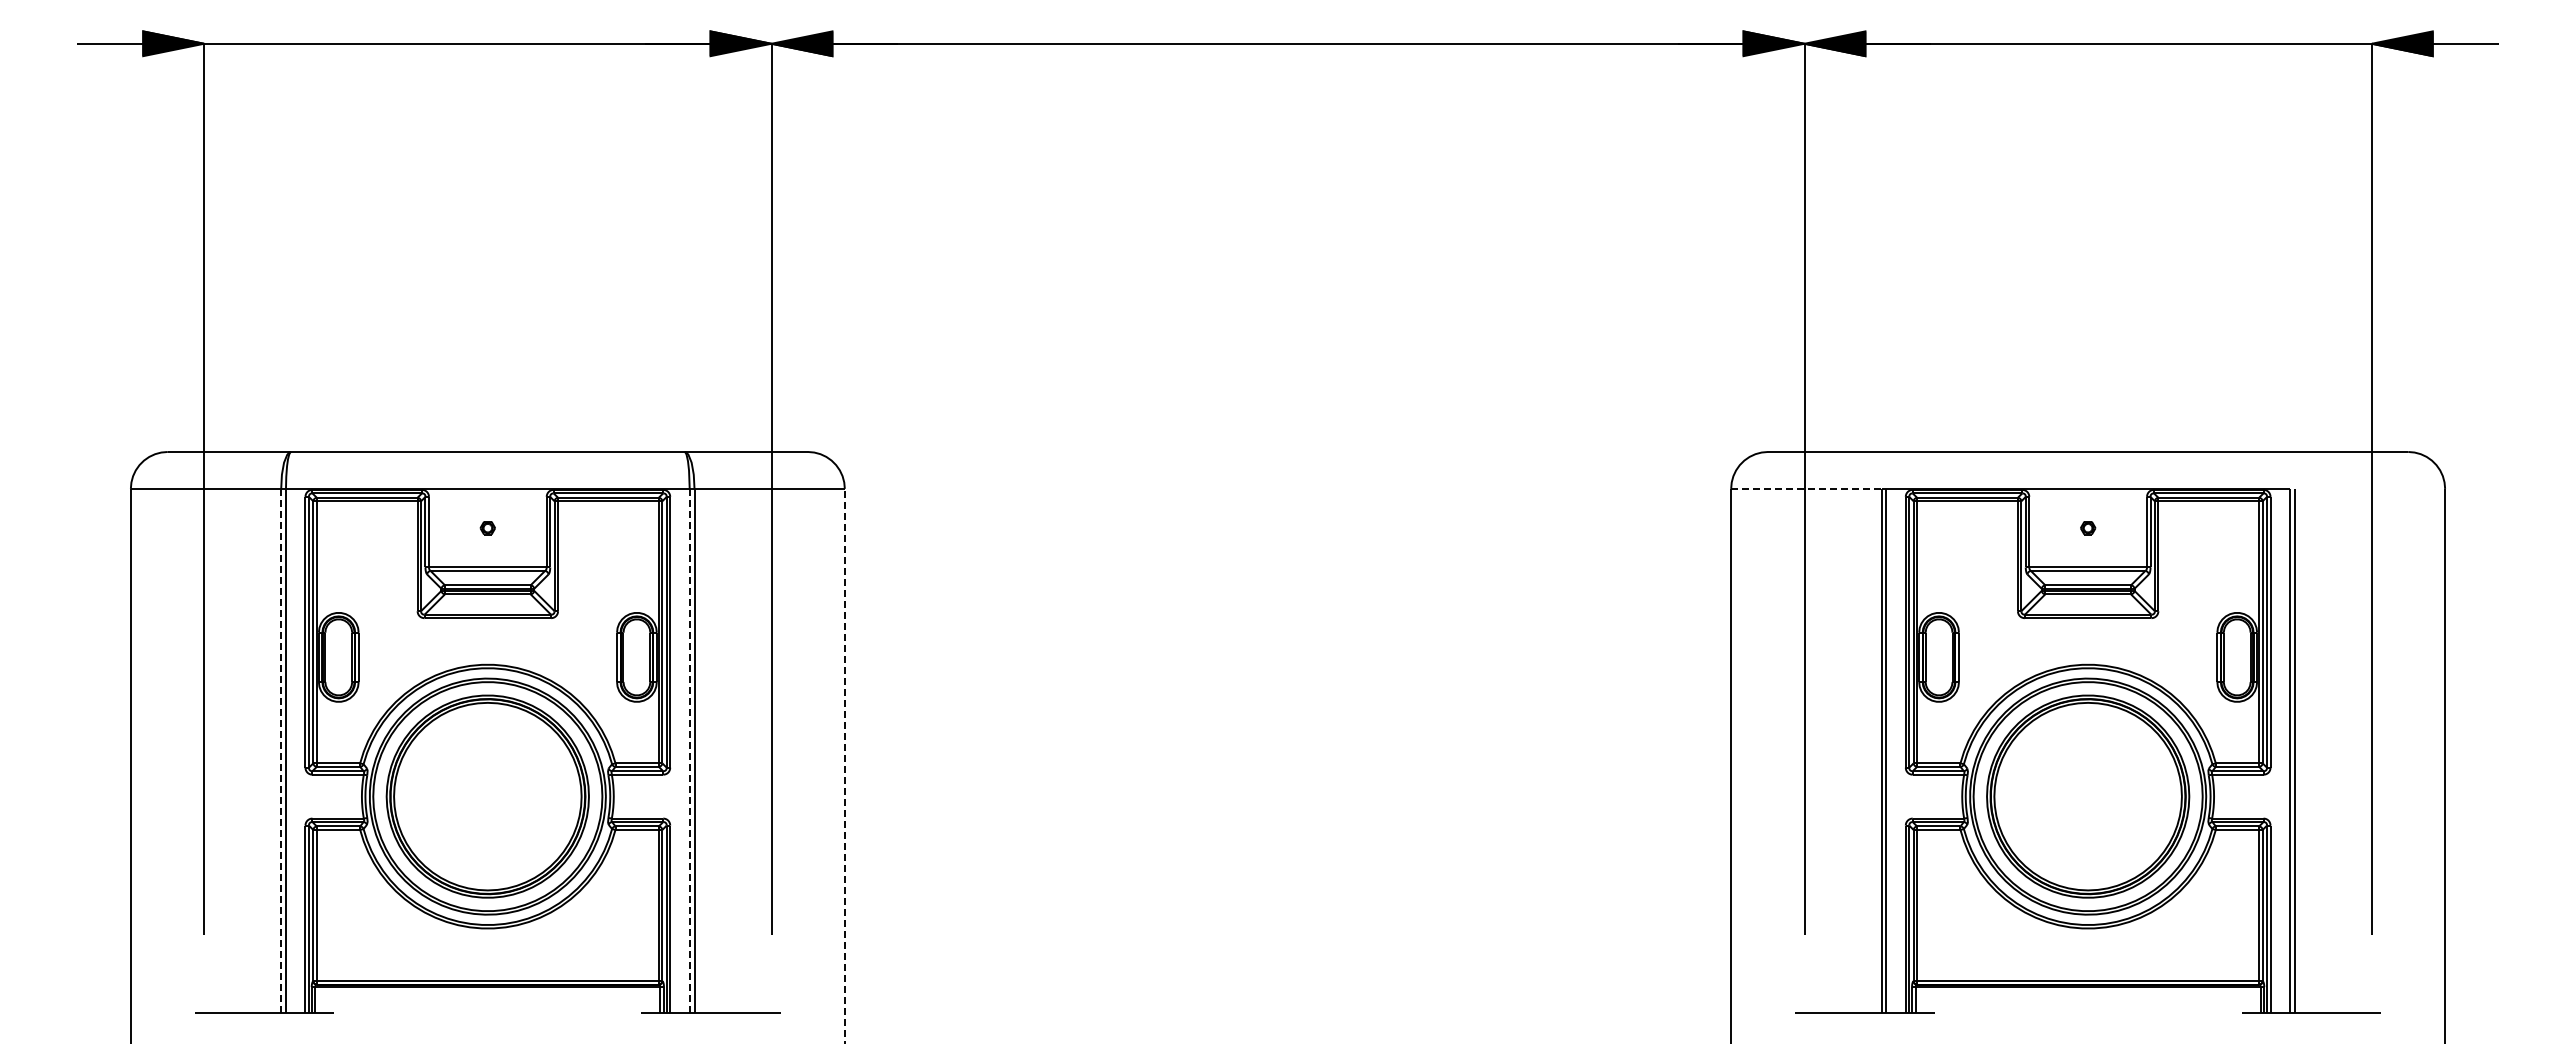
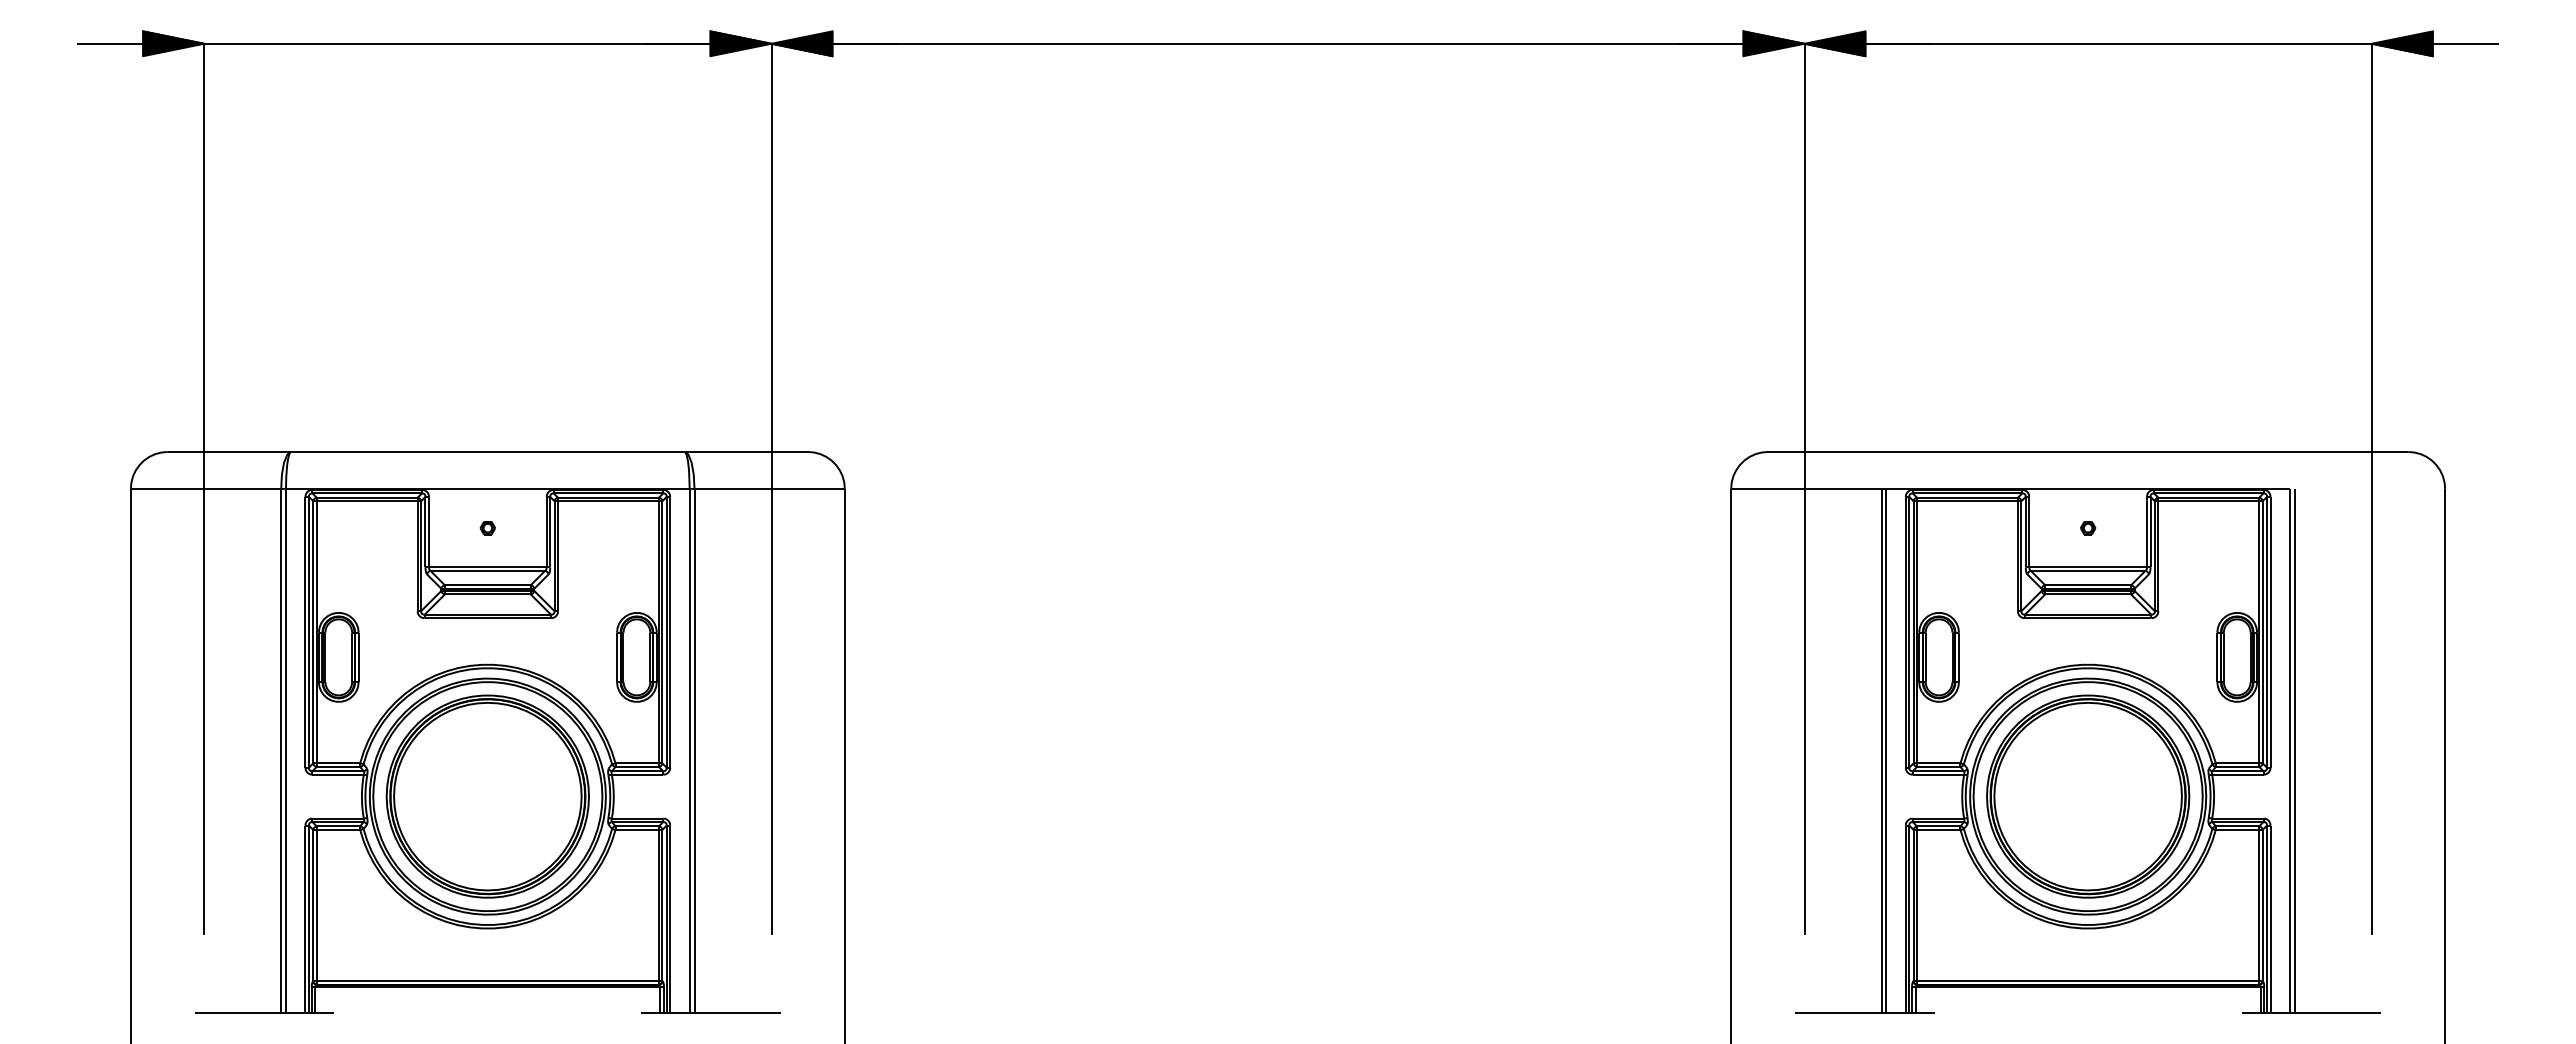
line: dashed -> solid (1806, 488)
line: dashed -> solid (281, 750)
line: dashed -> solid (689, 750)
line: dashed -> solid (844, 765)
